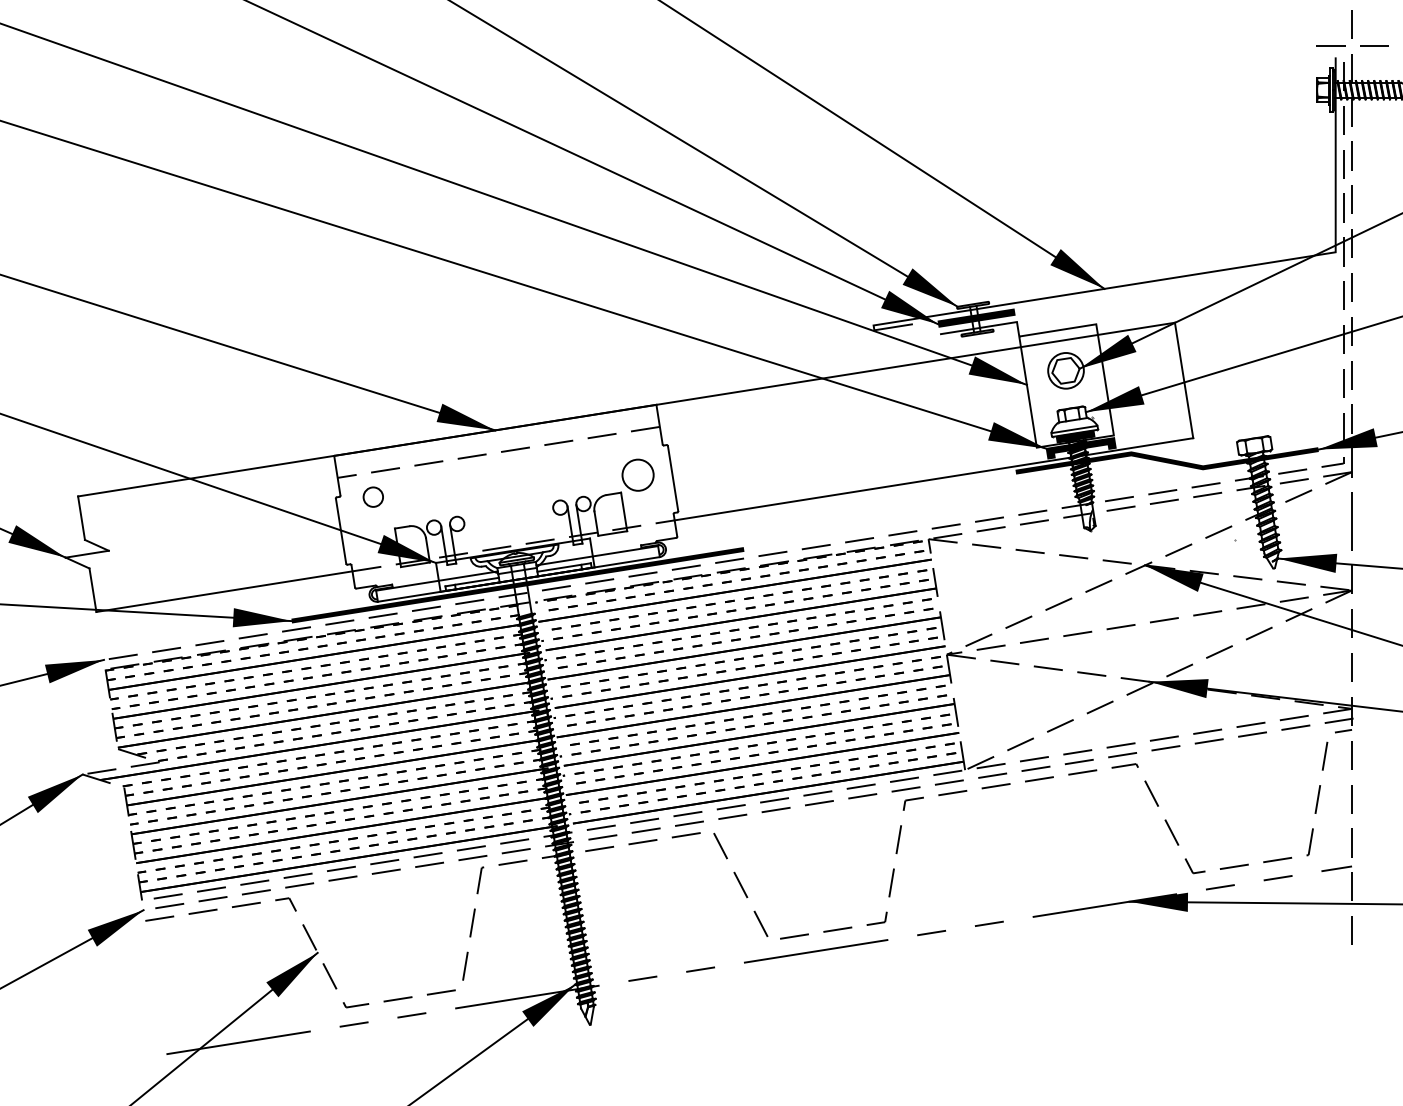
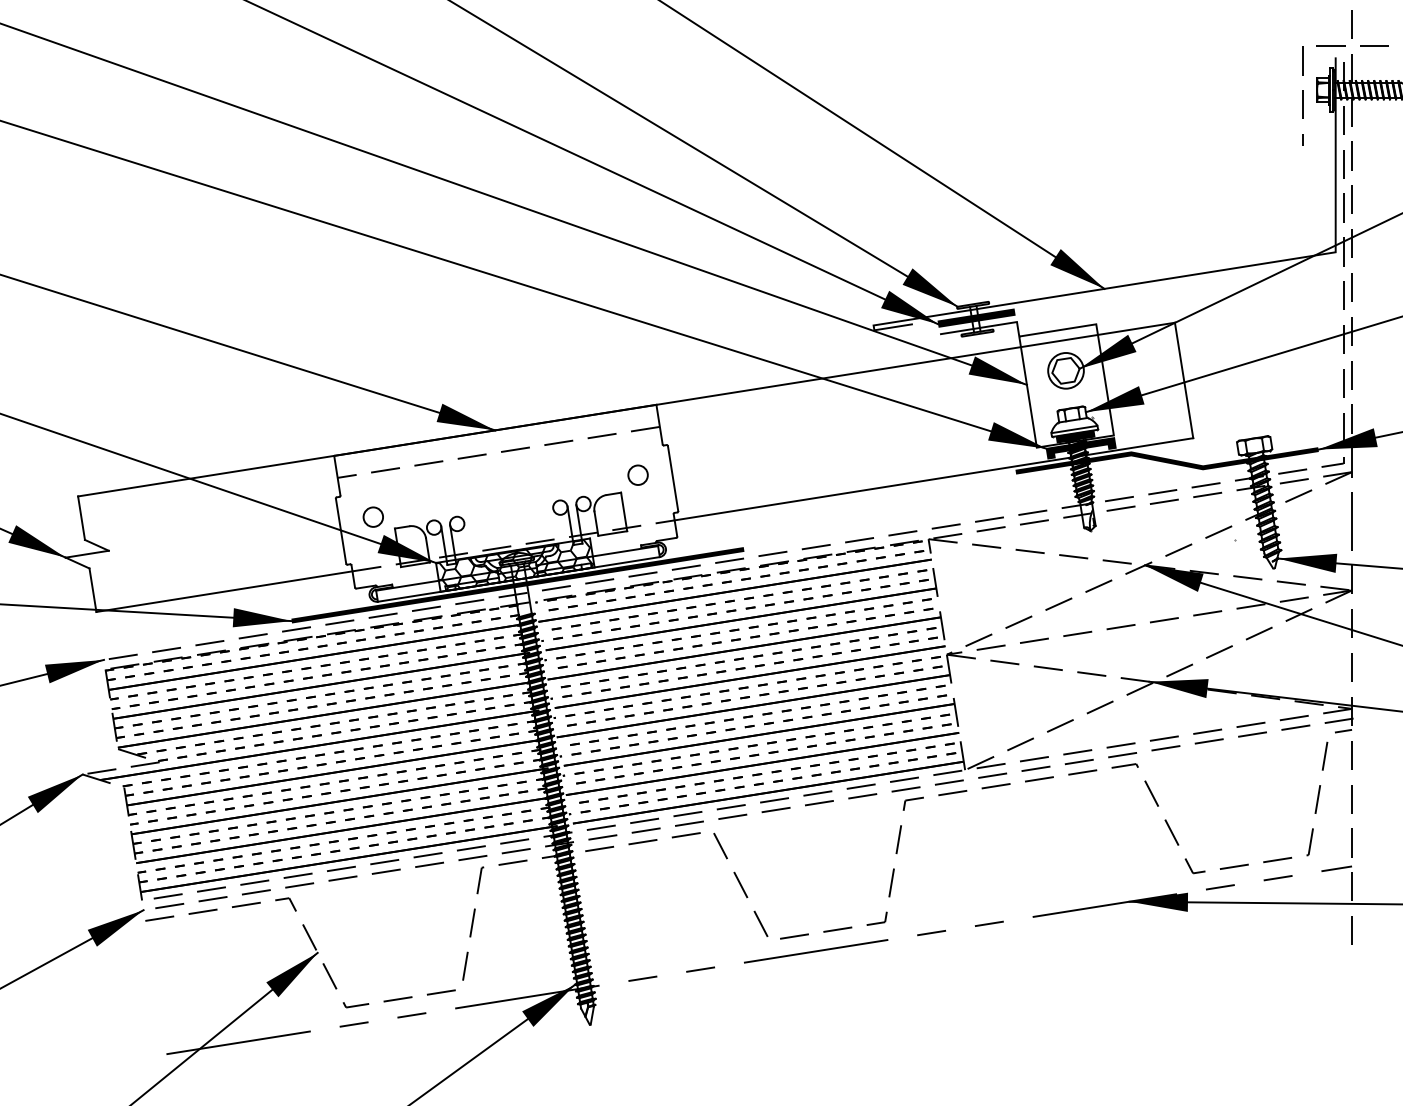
line: none -> present (1302, 95)
circle diameter: 31 px -> 19 px (637, 474)
circle position: (372, 496) -> (372, 516) (372, 516)
hatch: none -> present (515, 564)
